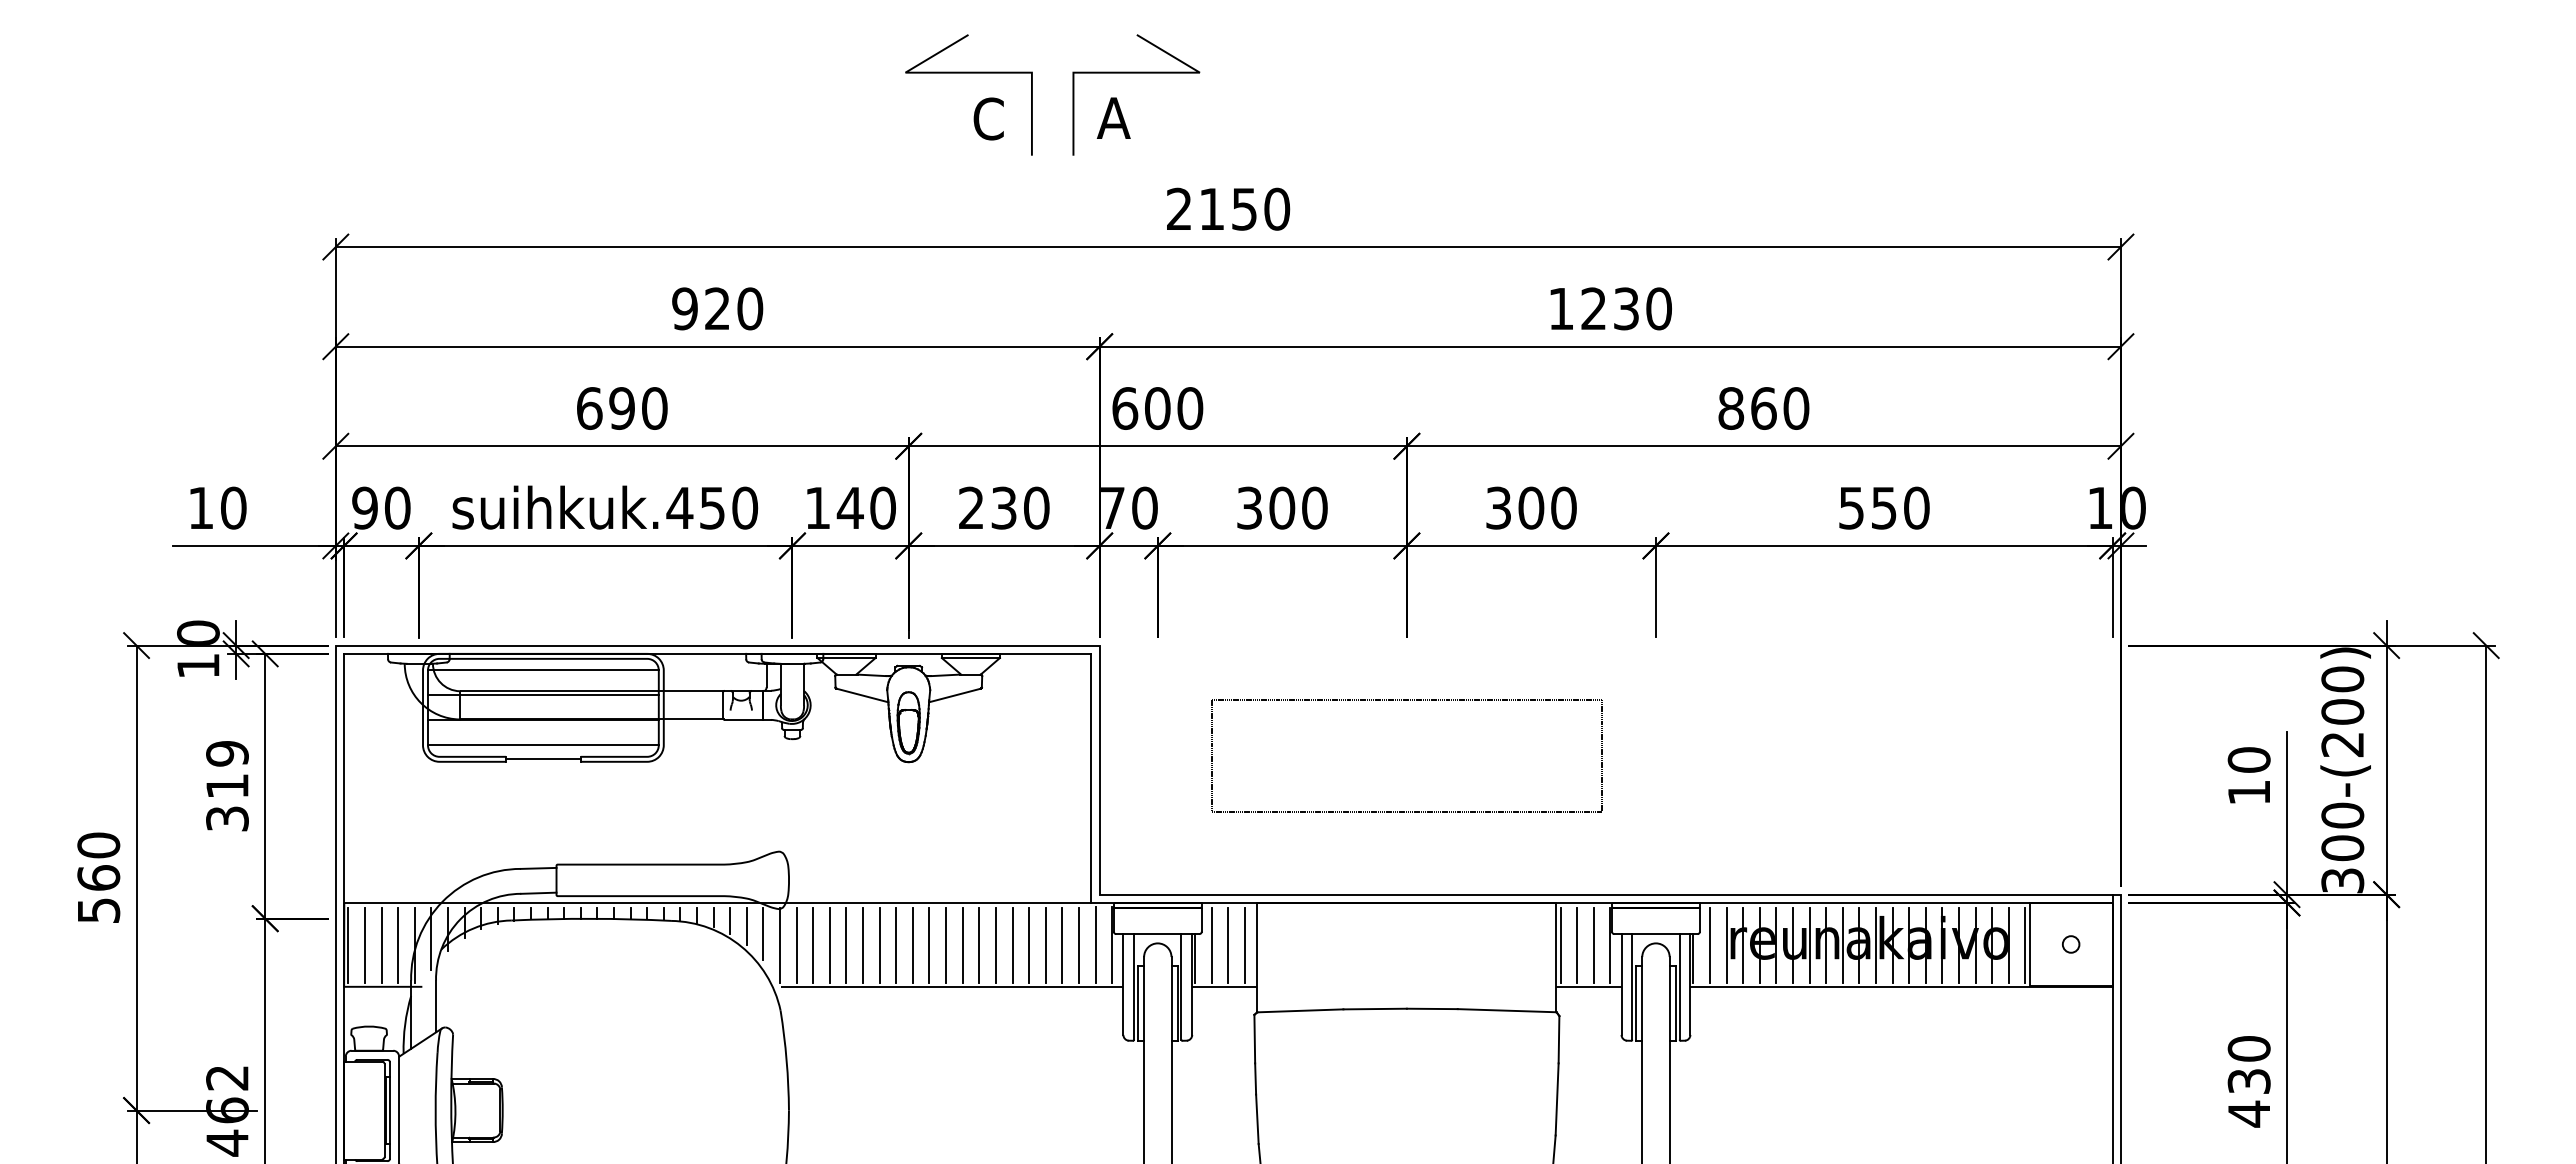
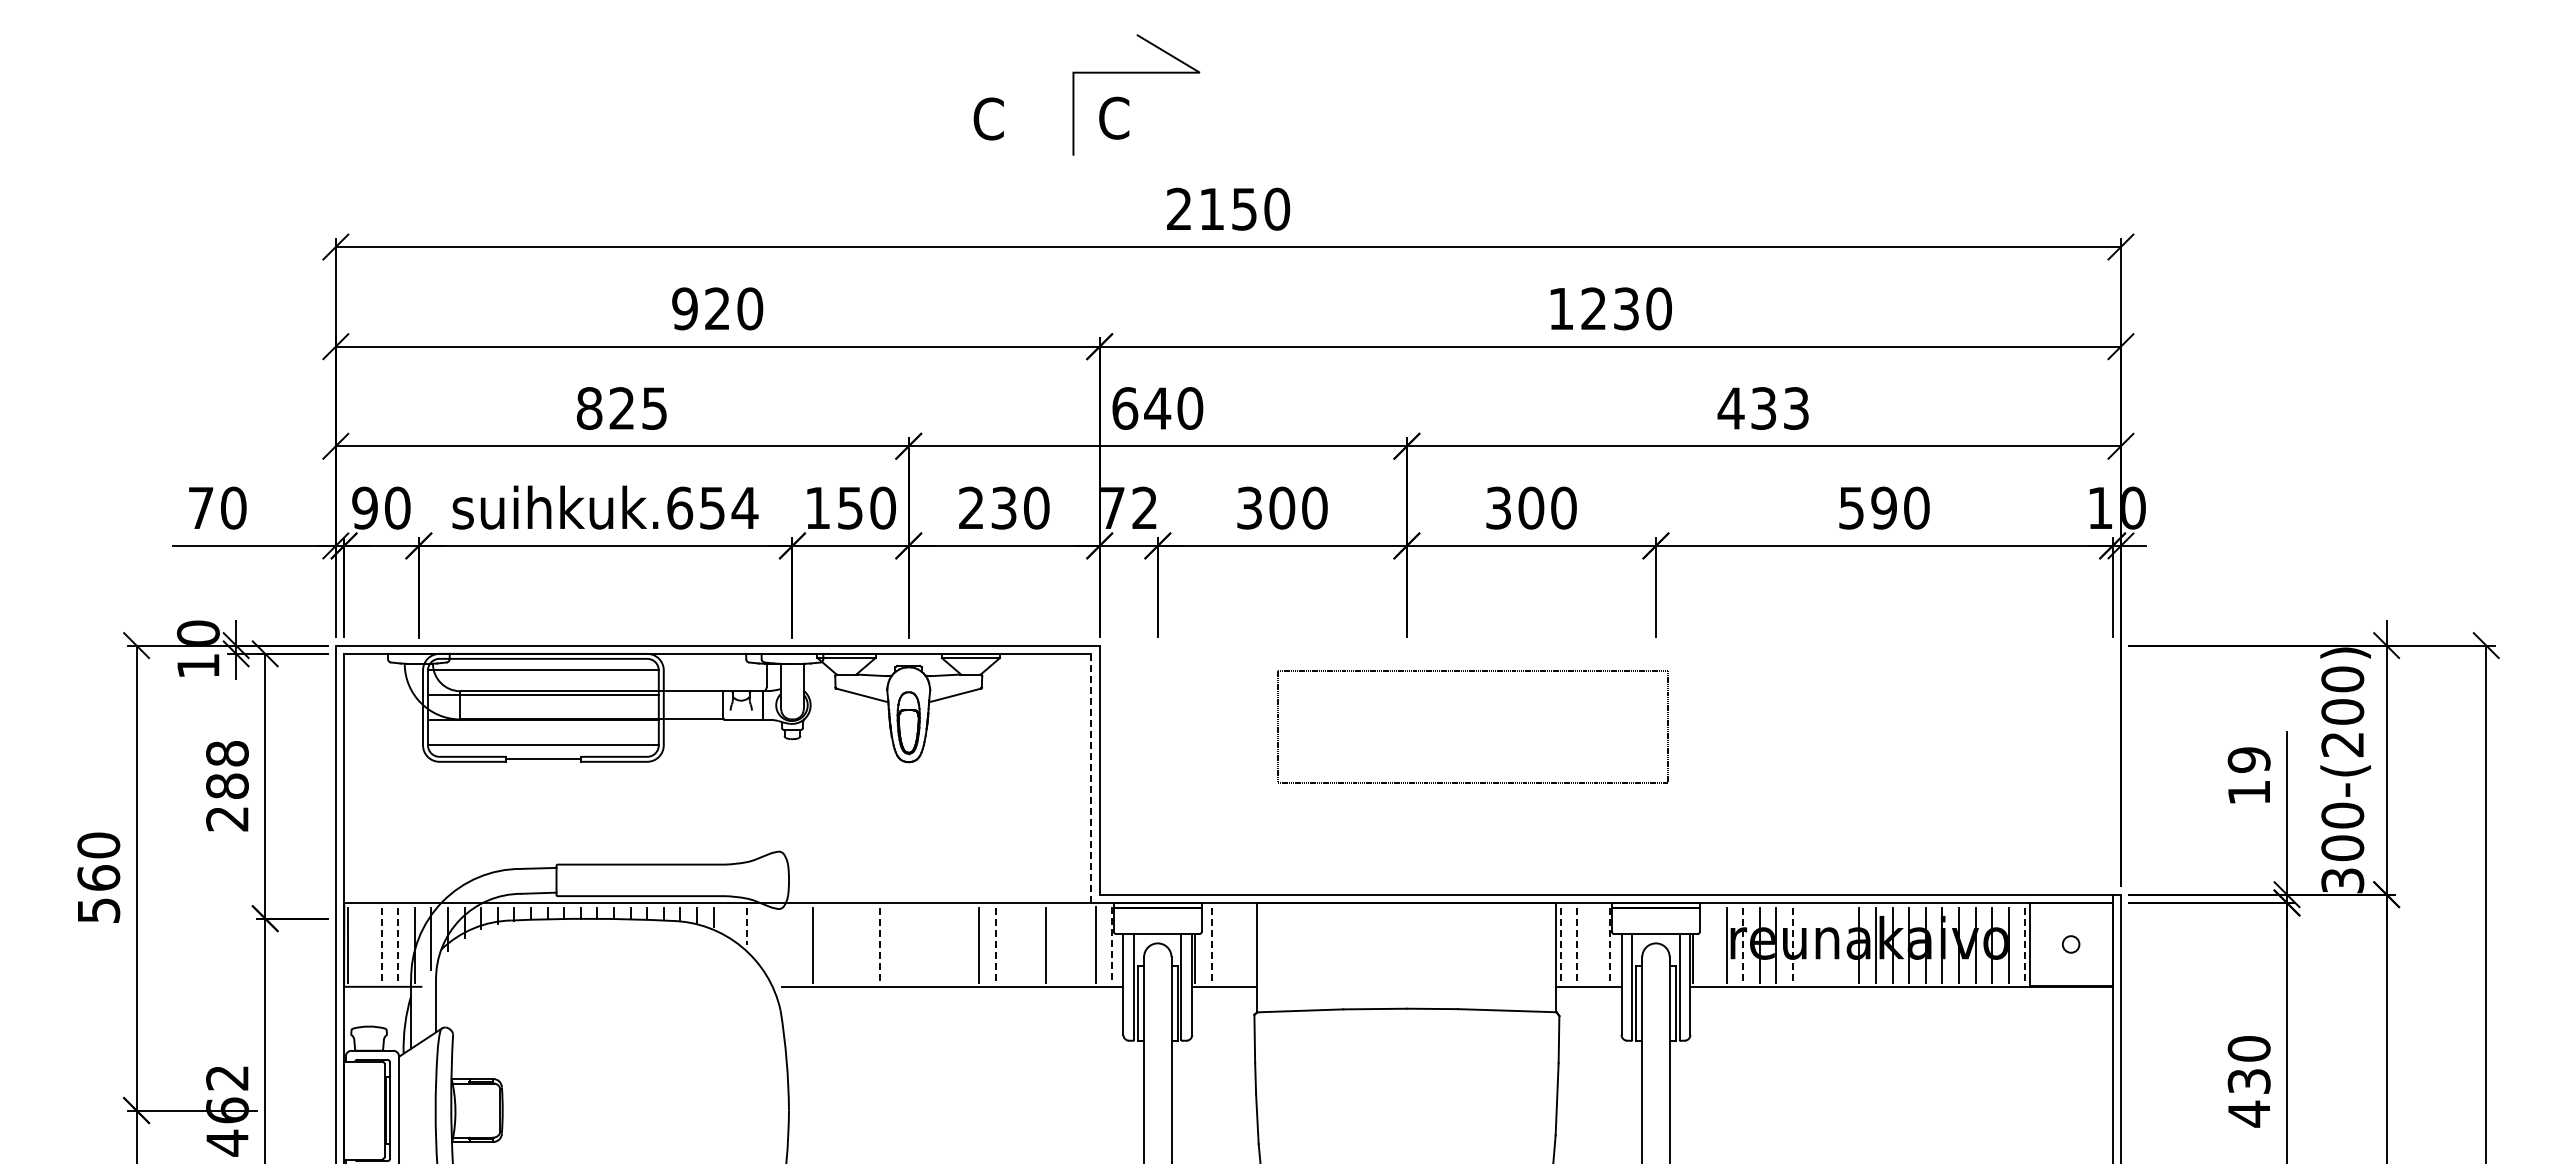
line: present -> none (968, 73)
text: A -> C (1113, 117)
text: 690 -> 825 (621, 408)
text: 600 -> 640 (1157, 408)
text: 860 -> 433 (1763, 408)
text: 10 -> 70 (201, 507)
text: suihkuk.450 -> suihkuk.654 (712, 507)
text: 70 -> 72 (1144, 507)
text: 550 -> 590 (1883, 507)
text: 140 -> 150 (849, 508)
part position: (1406, 700) -> (1472, 671) (1472, 671)
text: 10 -> 19 (2248, 759)
line: solid -> dashed (1091, 778)
text: 319 -> 288 (227, 786)
line: present -> none (730, 920)
line: solid -> dashed (746, 926)
line: present -> none (763, 933)
line: present -> none (364, 944)
line: present -> none (780, 944)
line: present -> none (796, 944)
line: present -> none (829, 944)
line: present -> none (846, 944)
line: present -> none (863, 944)
line: present -> none (896, 944)
line: present -> none (912, 944)
line: present -> none (929, 944)
line: present -> none (946, 944)
line: present -> none (962, 944)
line: present -> none (1012, 944)
line: present -> none (1029, 944)
line: present -> none (1062, 944)
line: present -> none (1078, 944)
line: solid -> dashed (1112, 944)
line: present -> none (1228, 944)
line: present -> none (1244, 944)
line: present -> none (1593, 944)
line: present -> none (1709, 944)
line: present -> none (1809, 944)
line: present -> none (1826, 944)
line: present -> none (1842, 944)
line: solid -> dashed (381, 945)
line: solid -> dashed (398, 945)
line: solid -> dashed (879, 945)
line: solid -> dashed (995, 945)
line: solid -> dashed (1211, 945)
line: solid -> dashed (1560, 945)
line: solid -> dashed (1577, 945)
line: solid -> dashed (1610, 945)
line: solid -> dashed (1743, 945)
line: solid -> dashed (1792, 945)
line: solid -> dashed (2025, 945)
